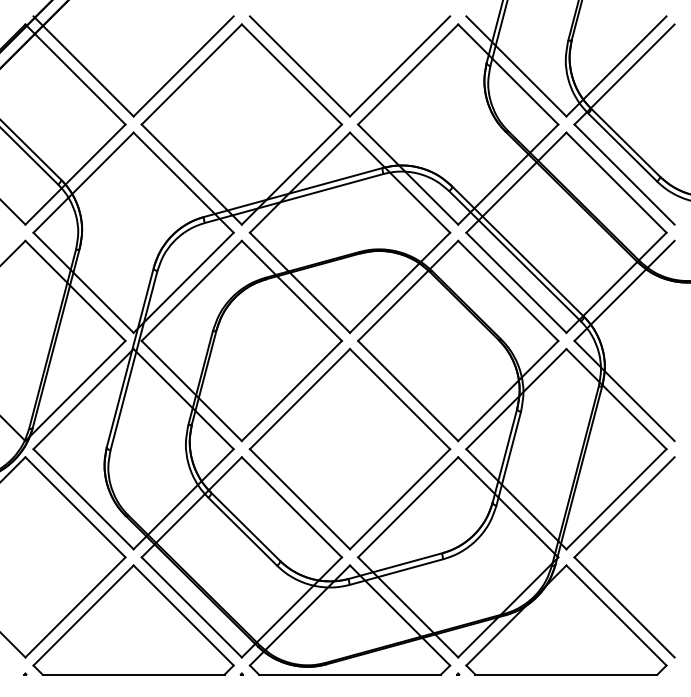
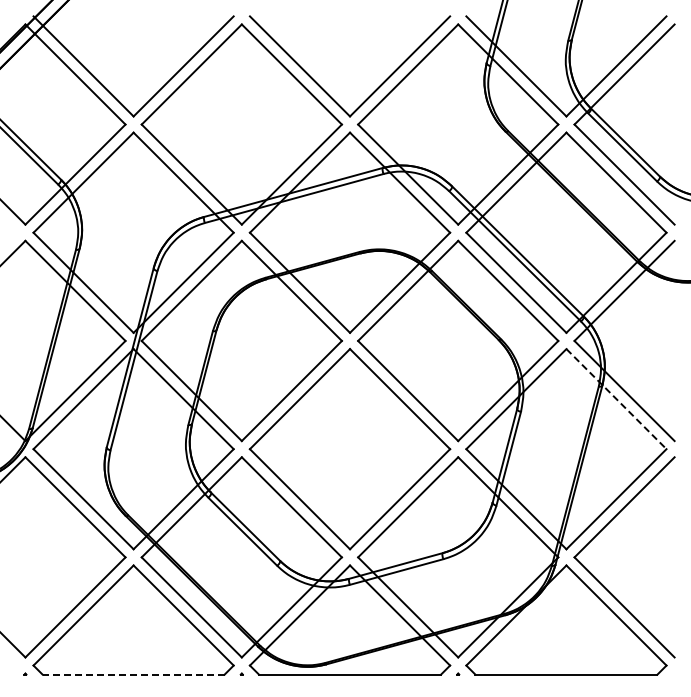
line: solid -> dashed (616, 399)
line: solid -> dashed (133, 674)
